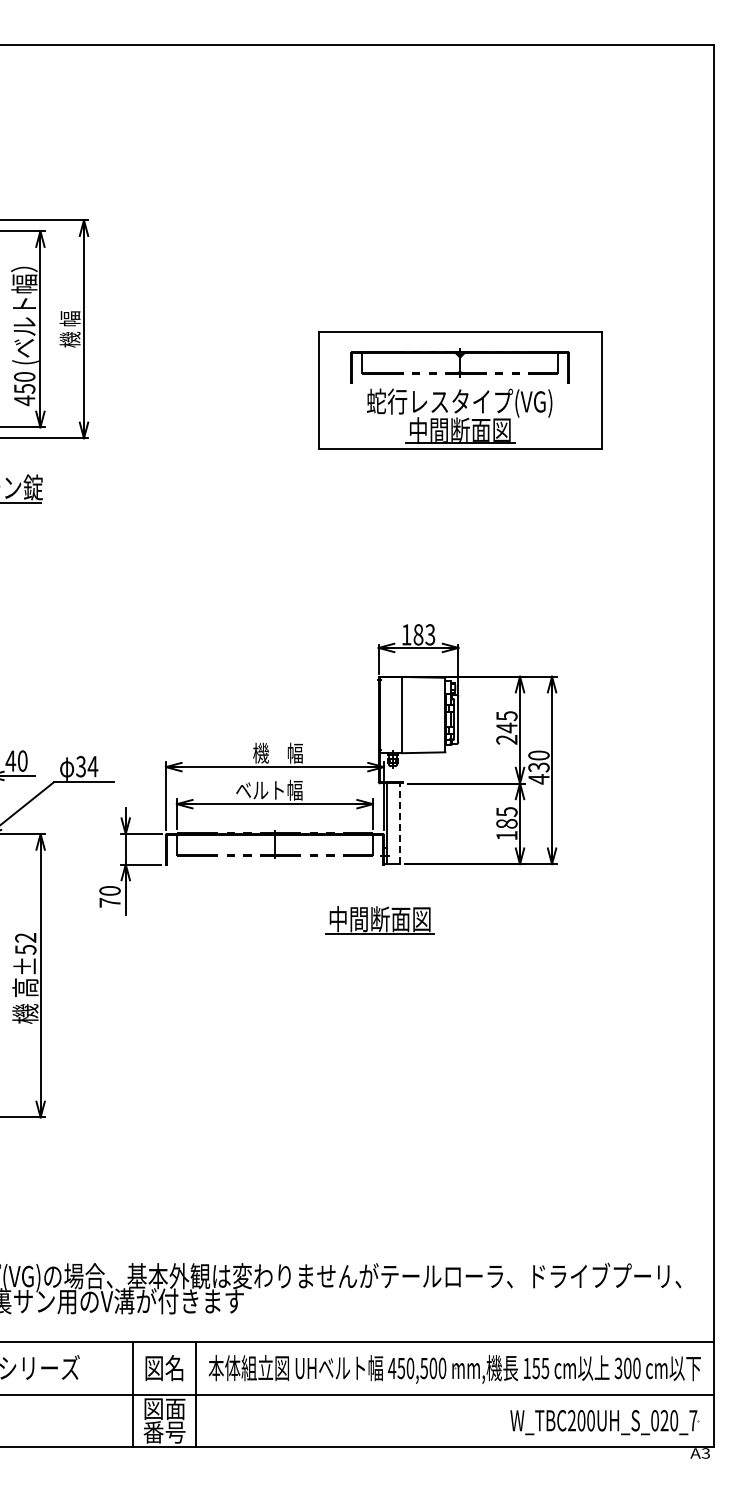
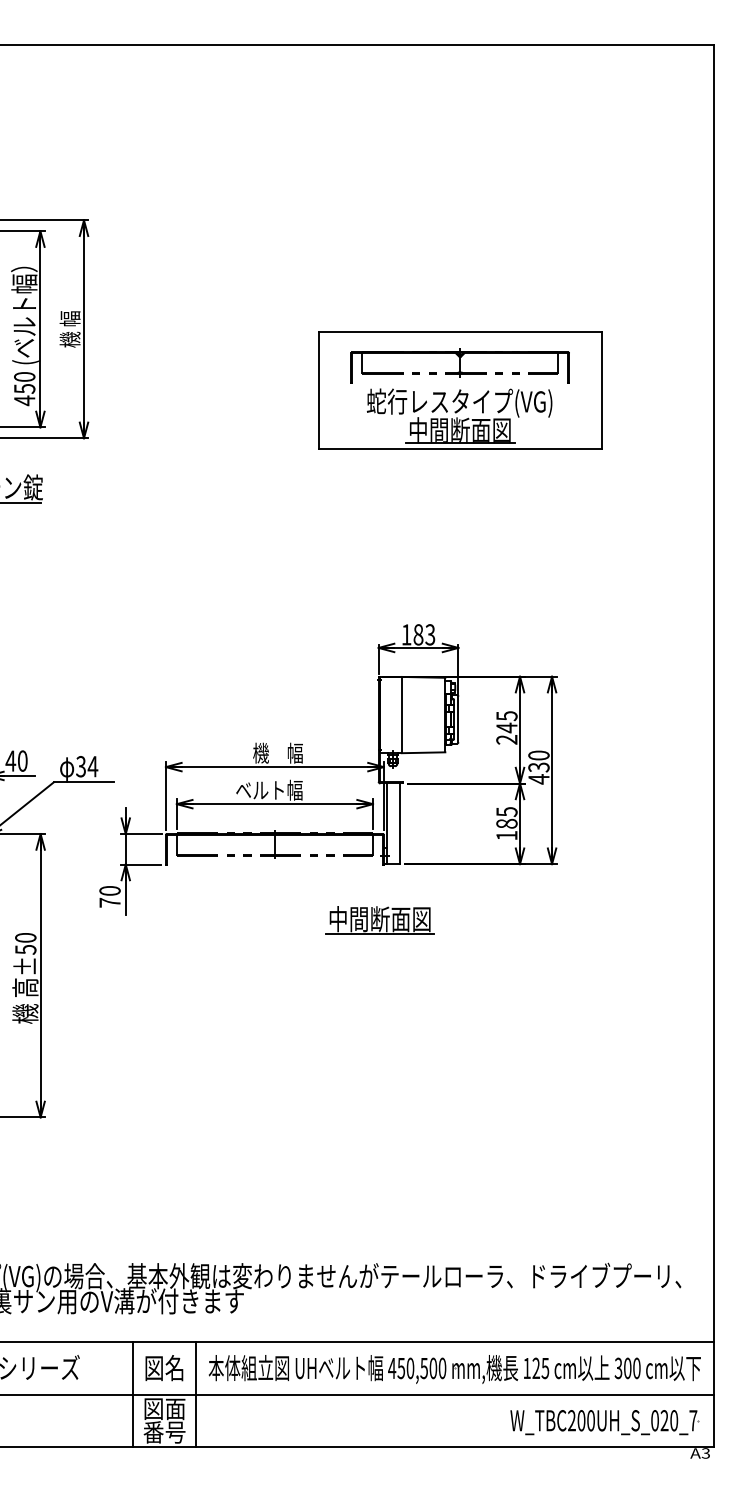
line: dashed -> solid (399, 823)
text: ±52 -> ±50 (25, 937)
text: 155 -> 125 (535, 1368)
